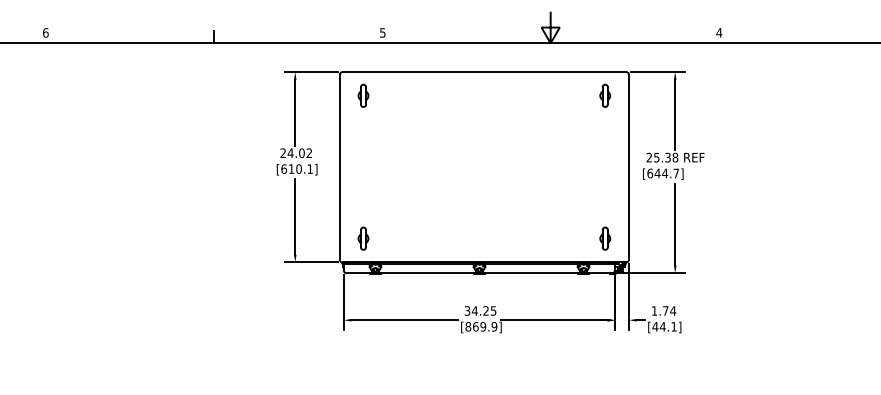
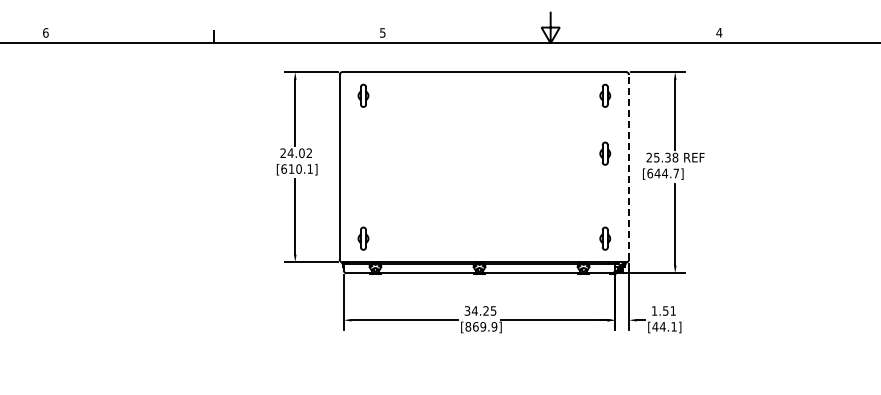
part: none -> present (605, 153)
line: solid -> dashed (629, 166)
text: 1.74 -> 1.51 (669, 310)
